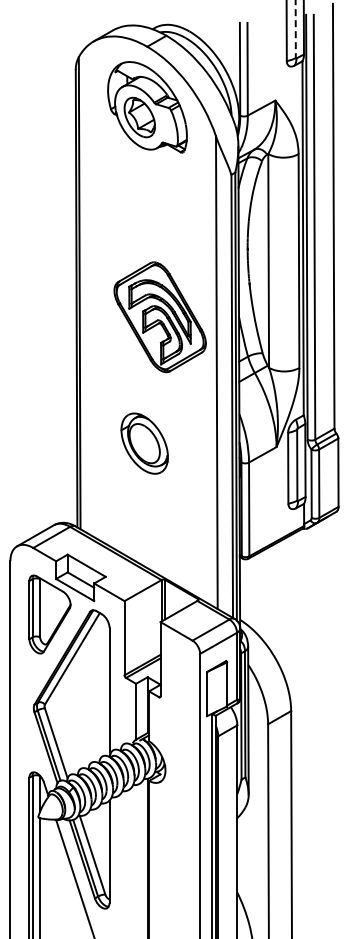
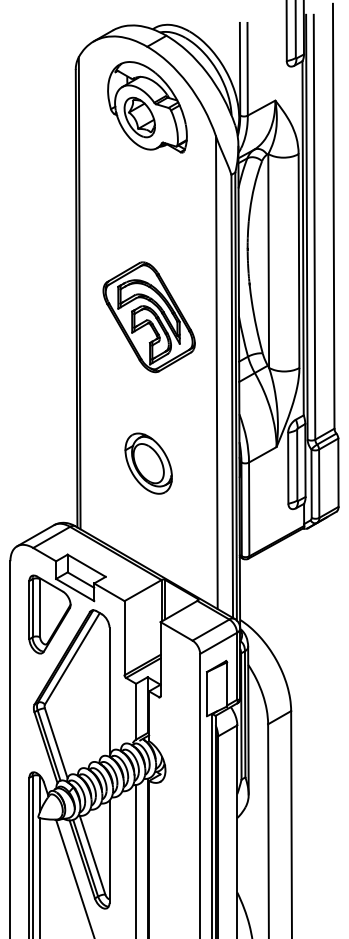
line: dashed -> solid (295, 29)
part position: (159, 317) -> (148, 317) (148, 317)
part position: (144, 443) -> (148, 463) (148, 463)
line: none -> present (136, 860)
